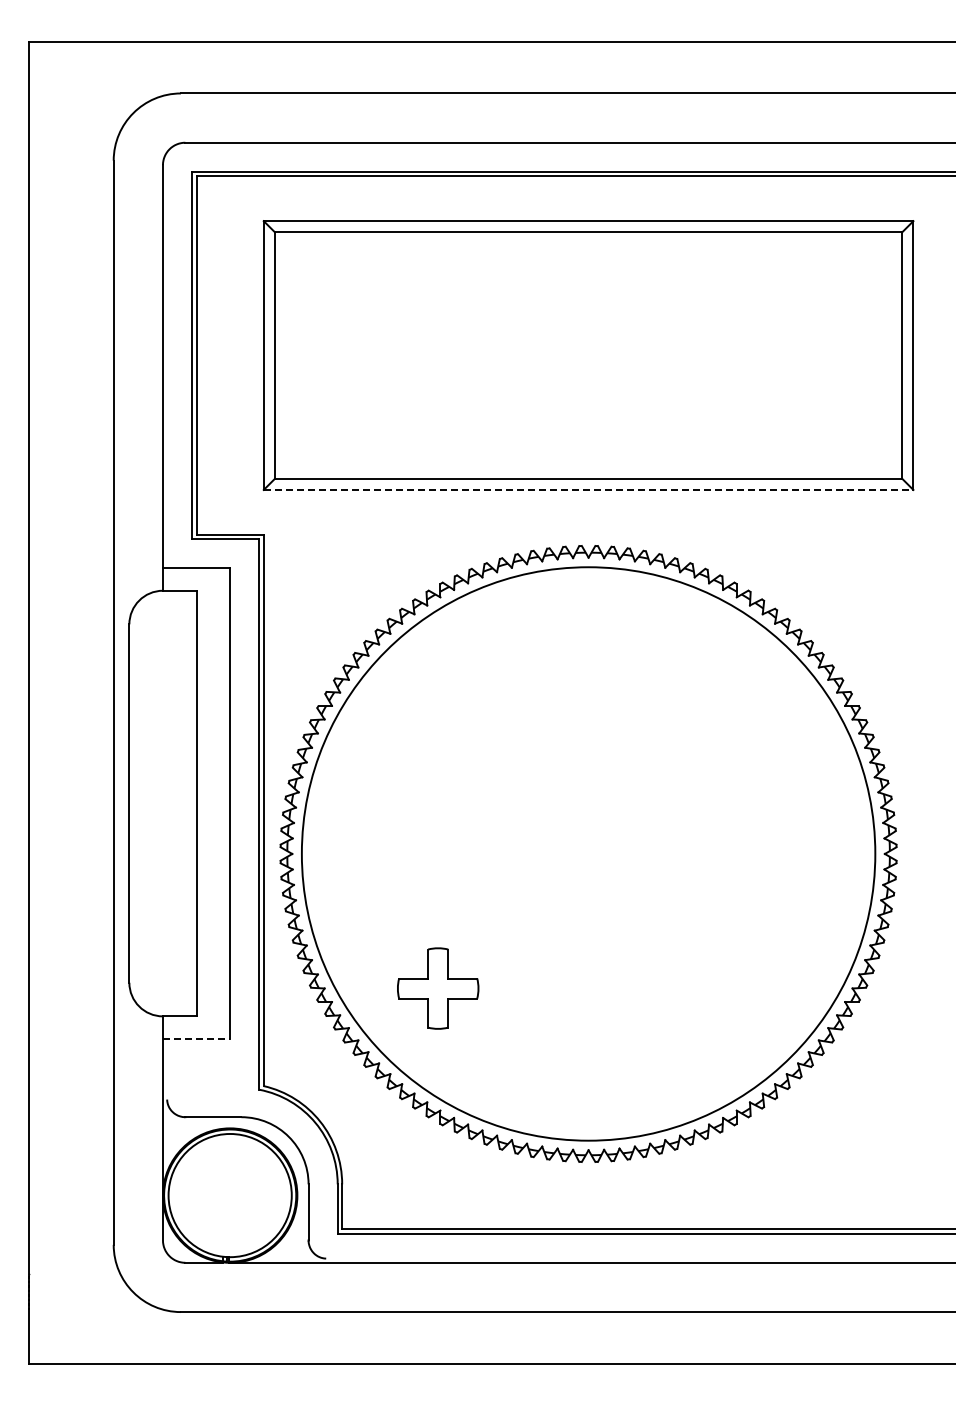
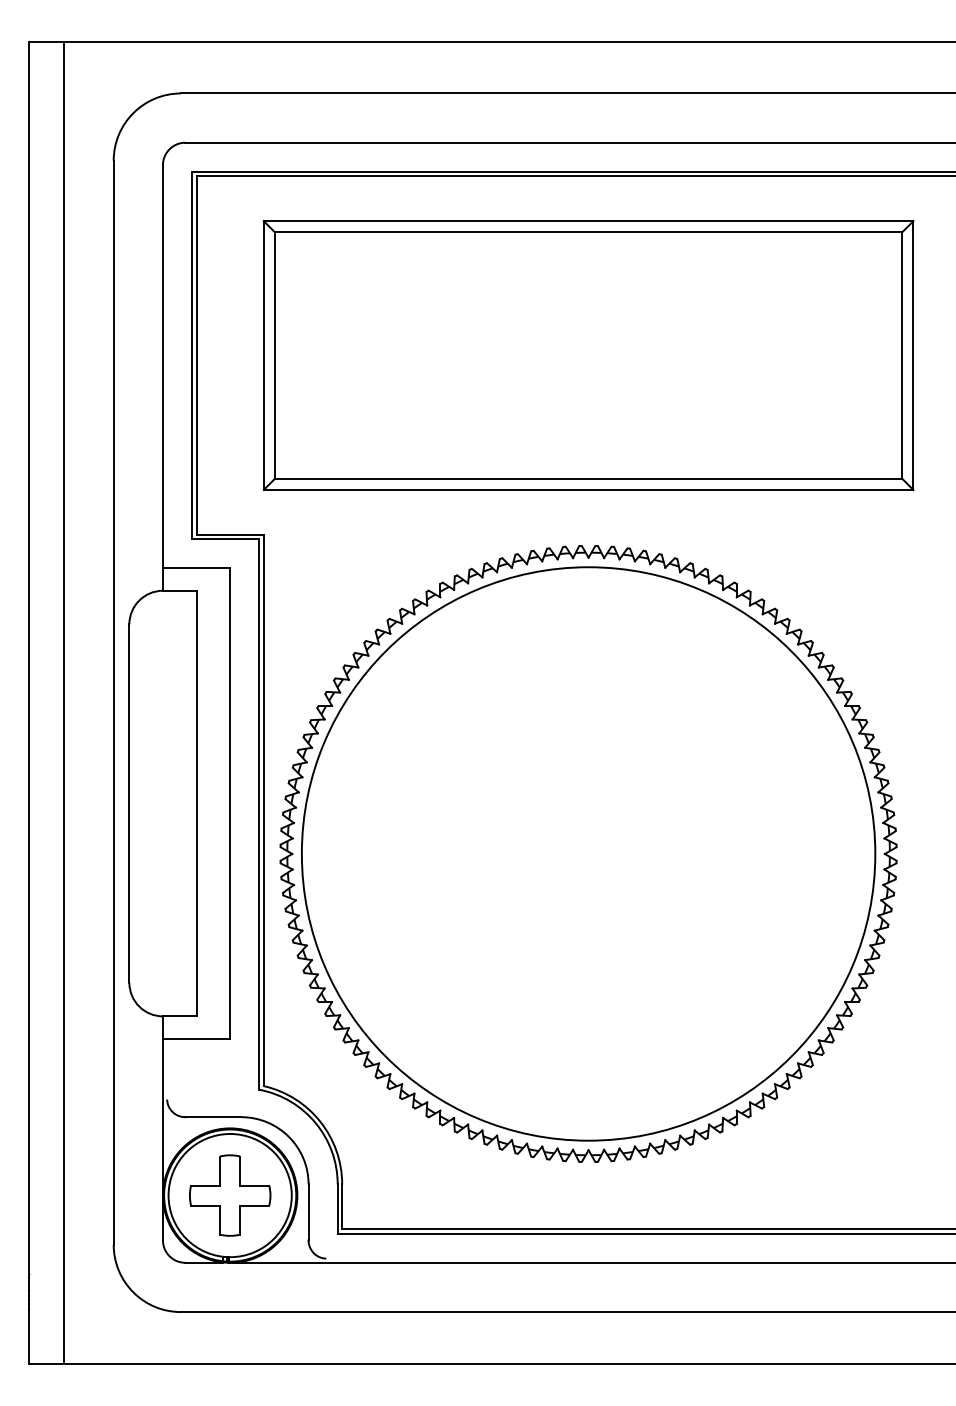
line: dashed -> solid (588, 489)
line: none -> present (64, 702)
part position: (438, 988) -> (230, 1195) (230, 1195)
line: dashed -> solid (196, 1038)
